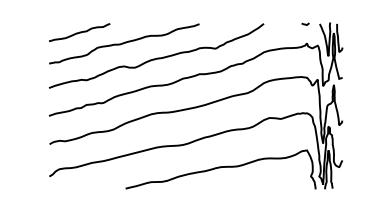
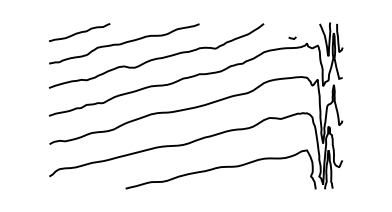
line position: (305, 23) -> (292, 37) (292, 37)
